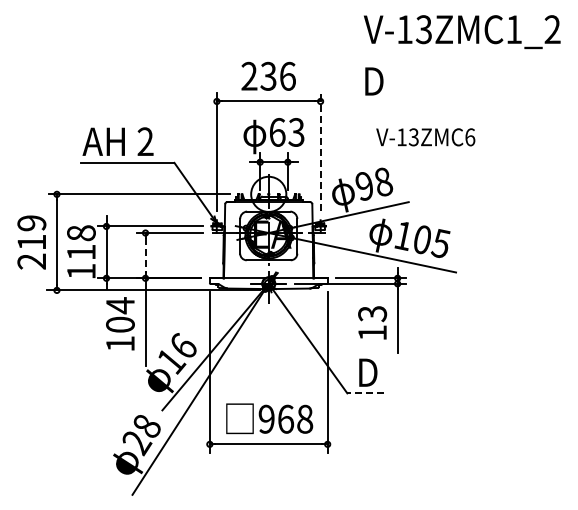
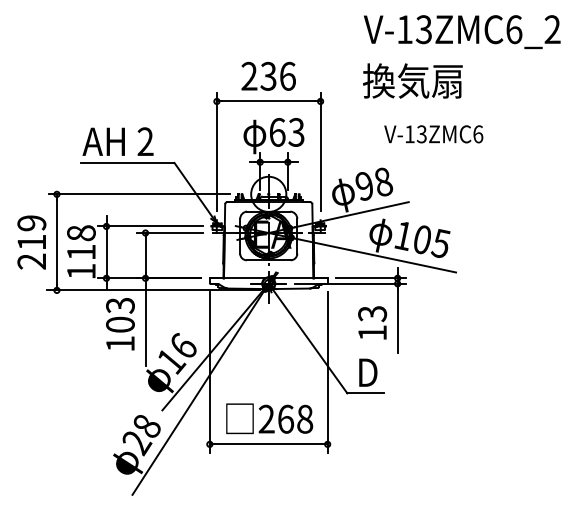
text: V-13ZMC1_2 -> V-13ZMC6_2 (514, 29)
text: D -> 換気扇 (412, 80)
text position: (425, 137) -> (433, 134) (433, 134)
line: dashed -> solid (320, 151)
line: dashed -> solid (145, 256)
text: 104 -> 103 (120, 305)
line: dashed -> solid (364, 393)
text: 968 -> 268 (266, 419)
